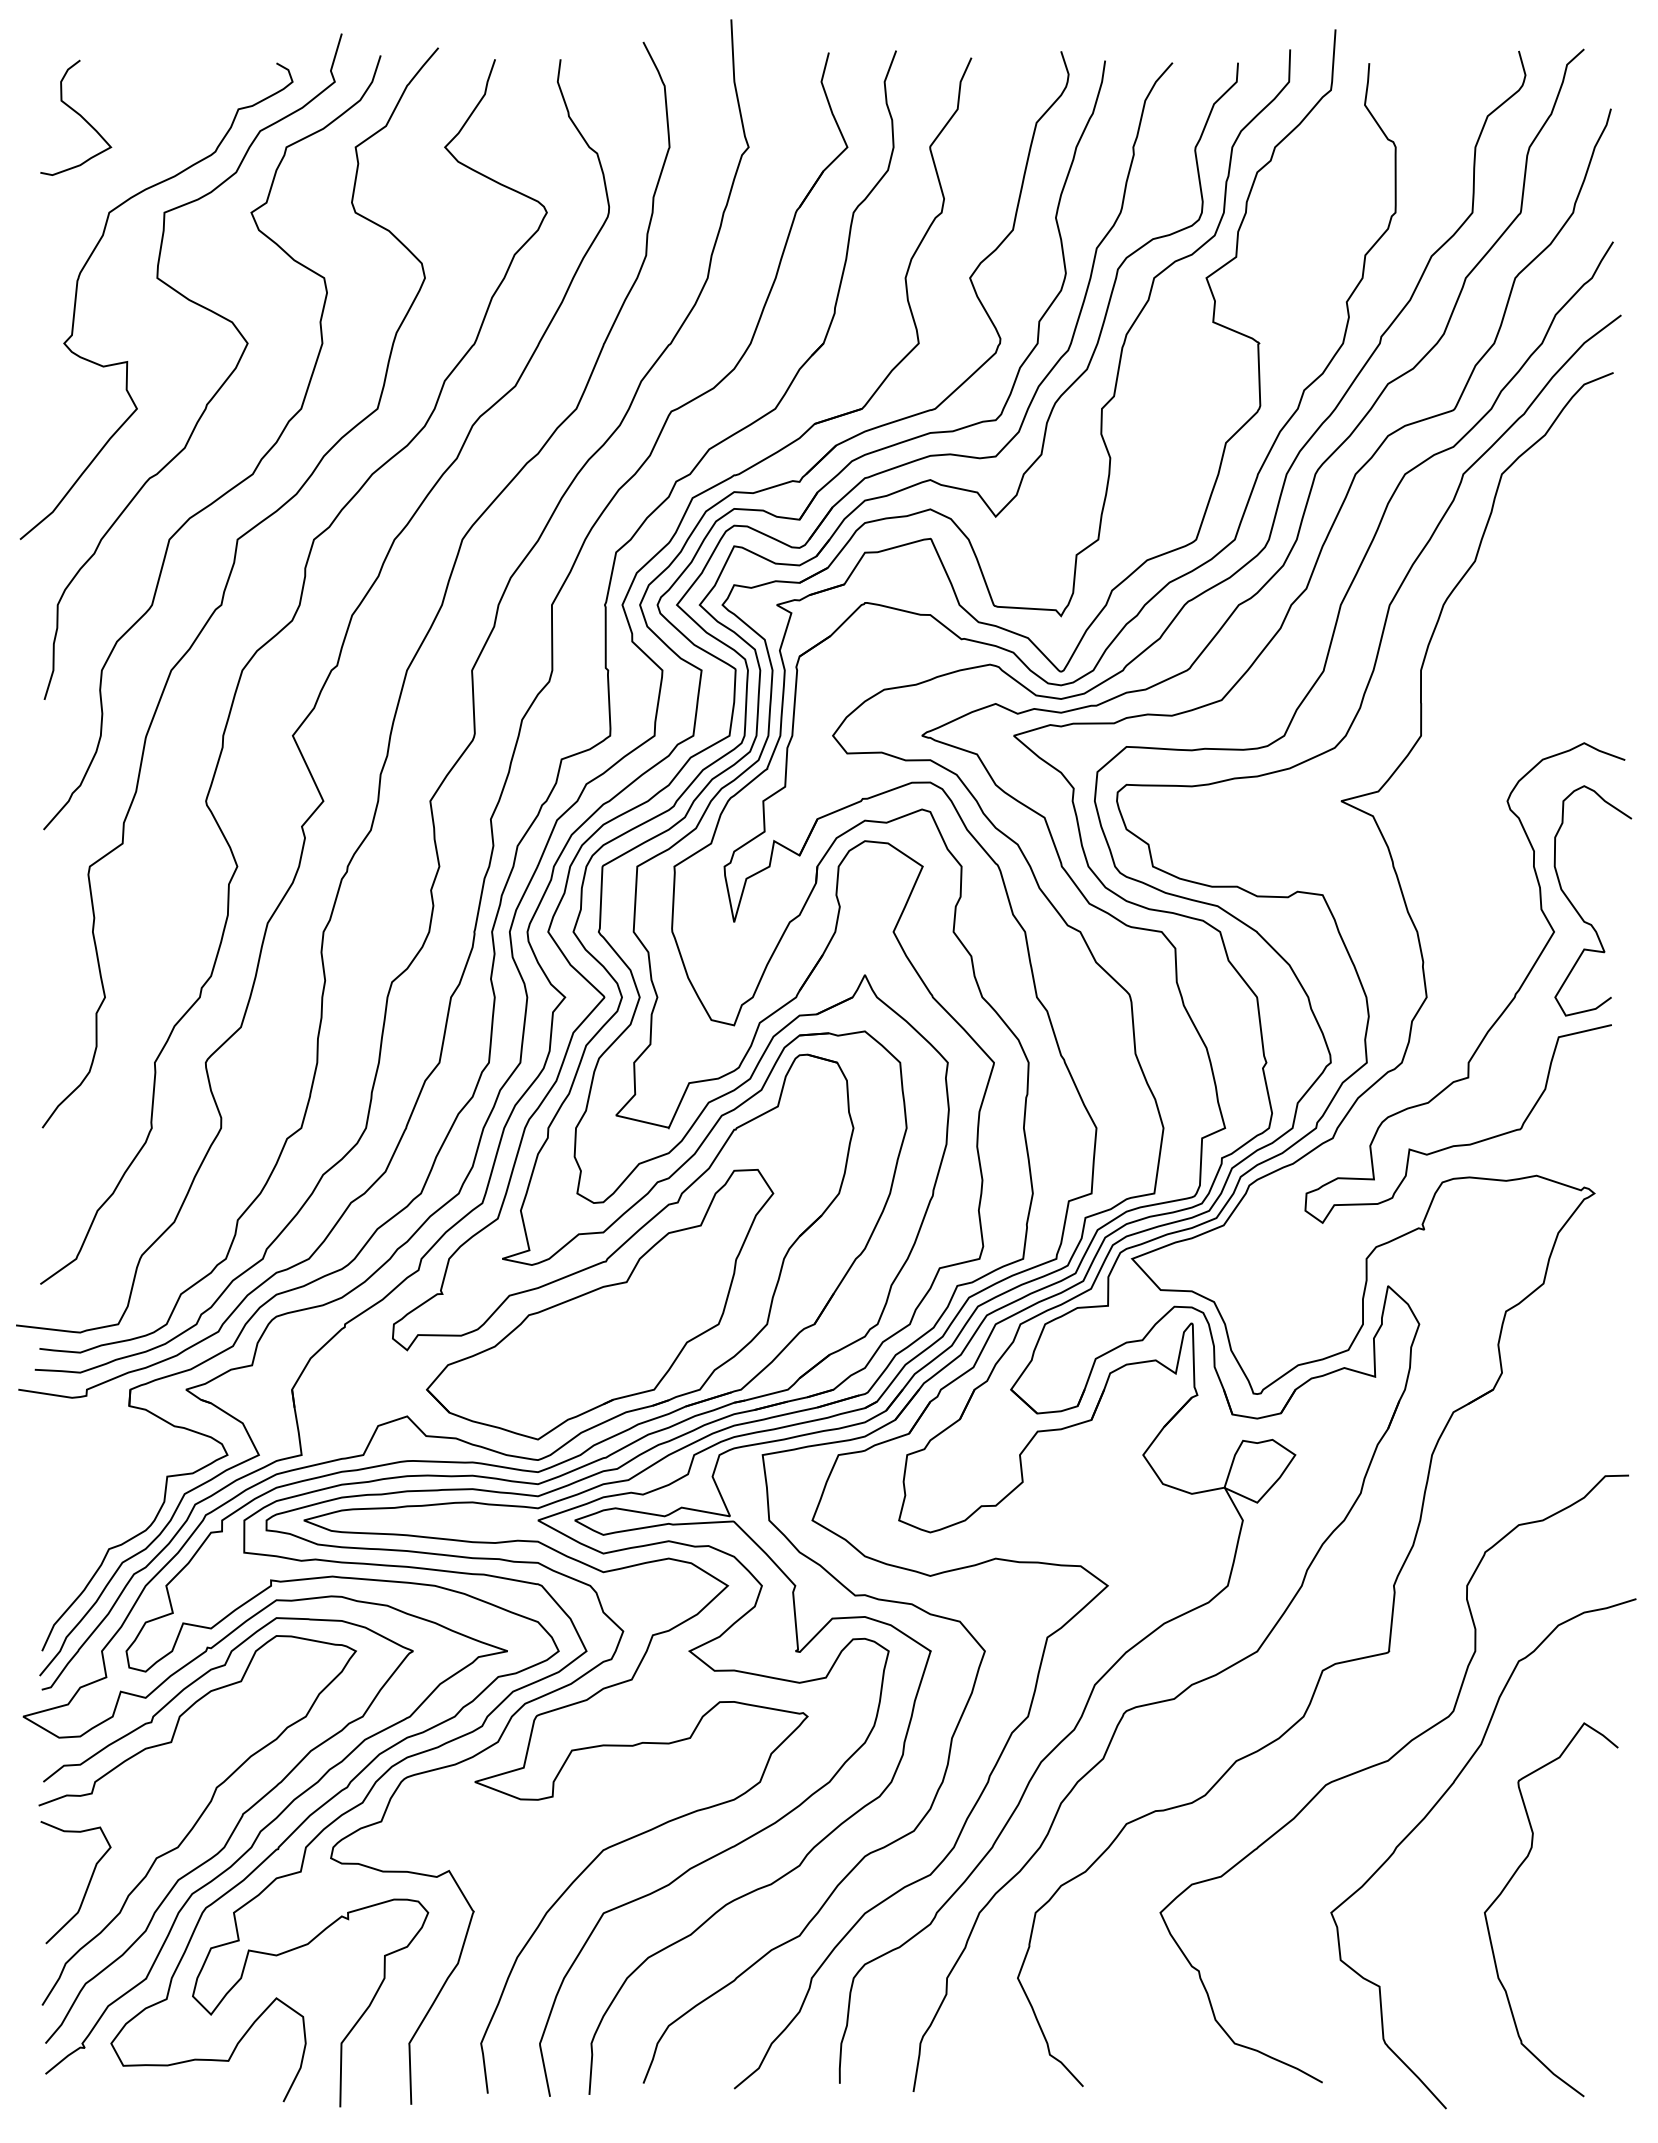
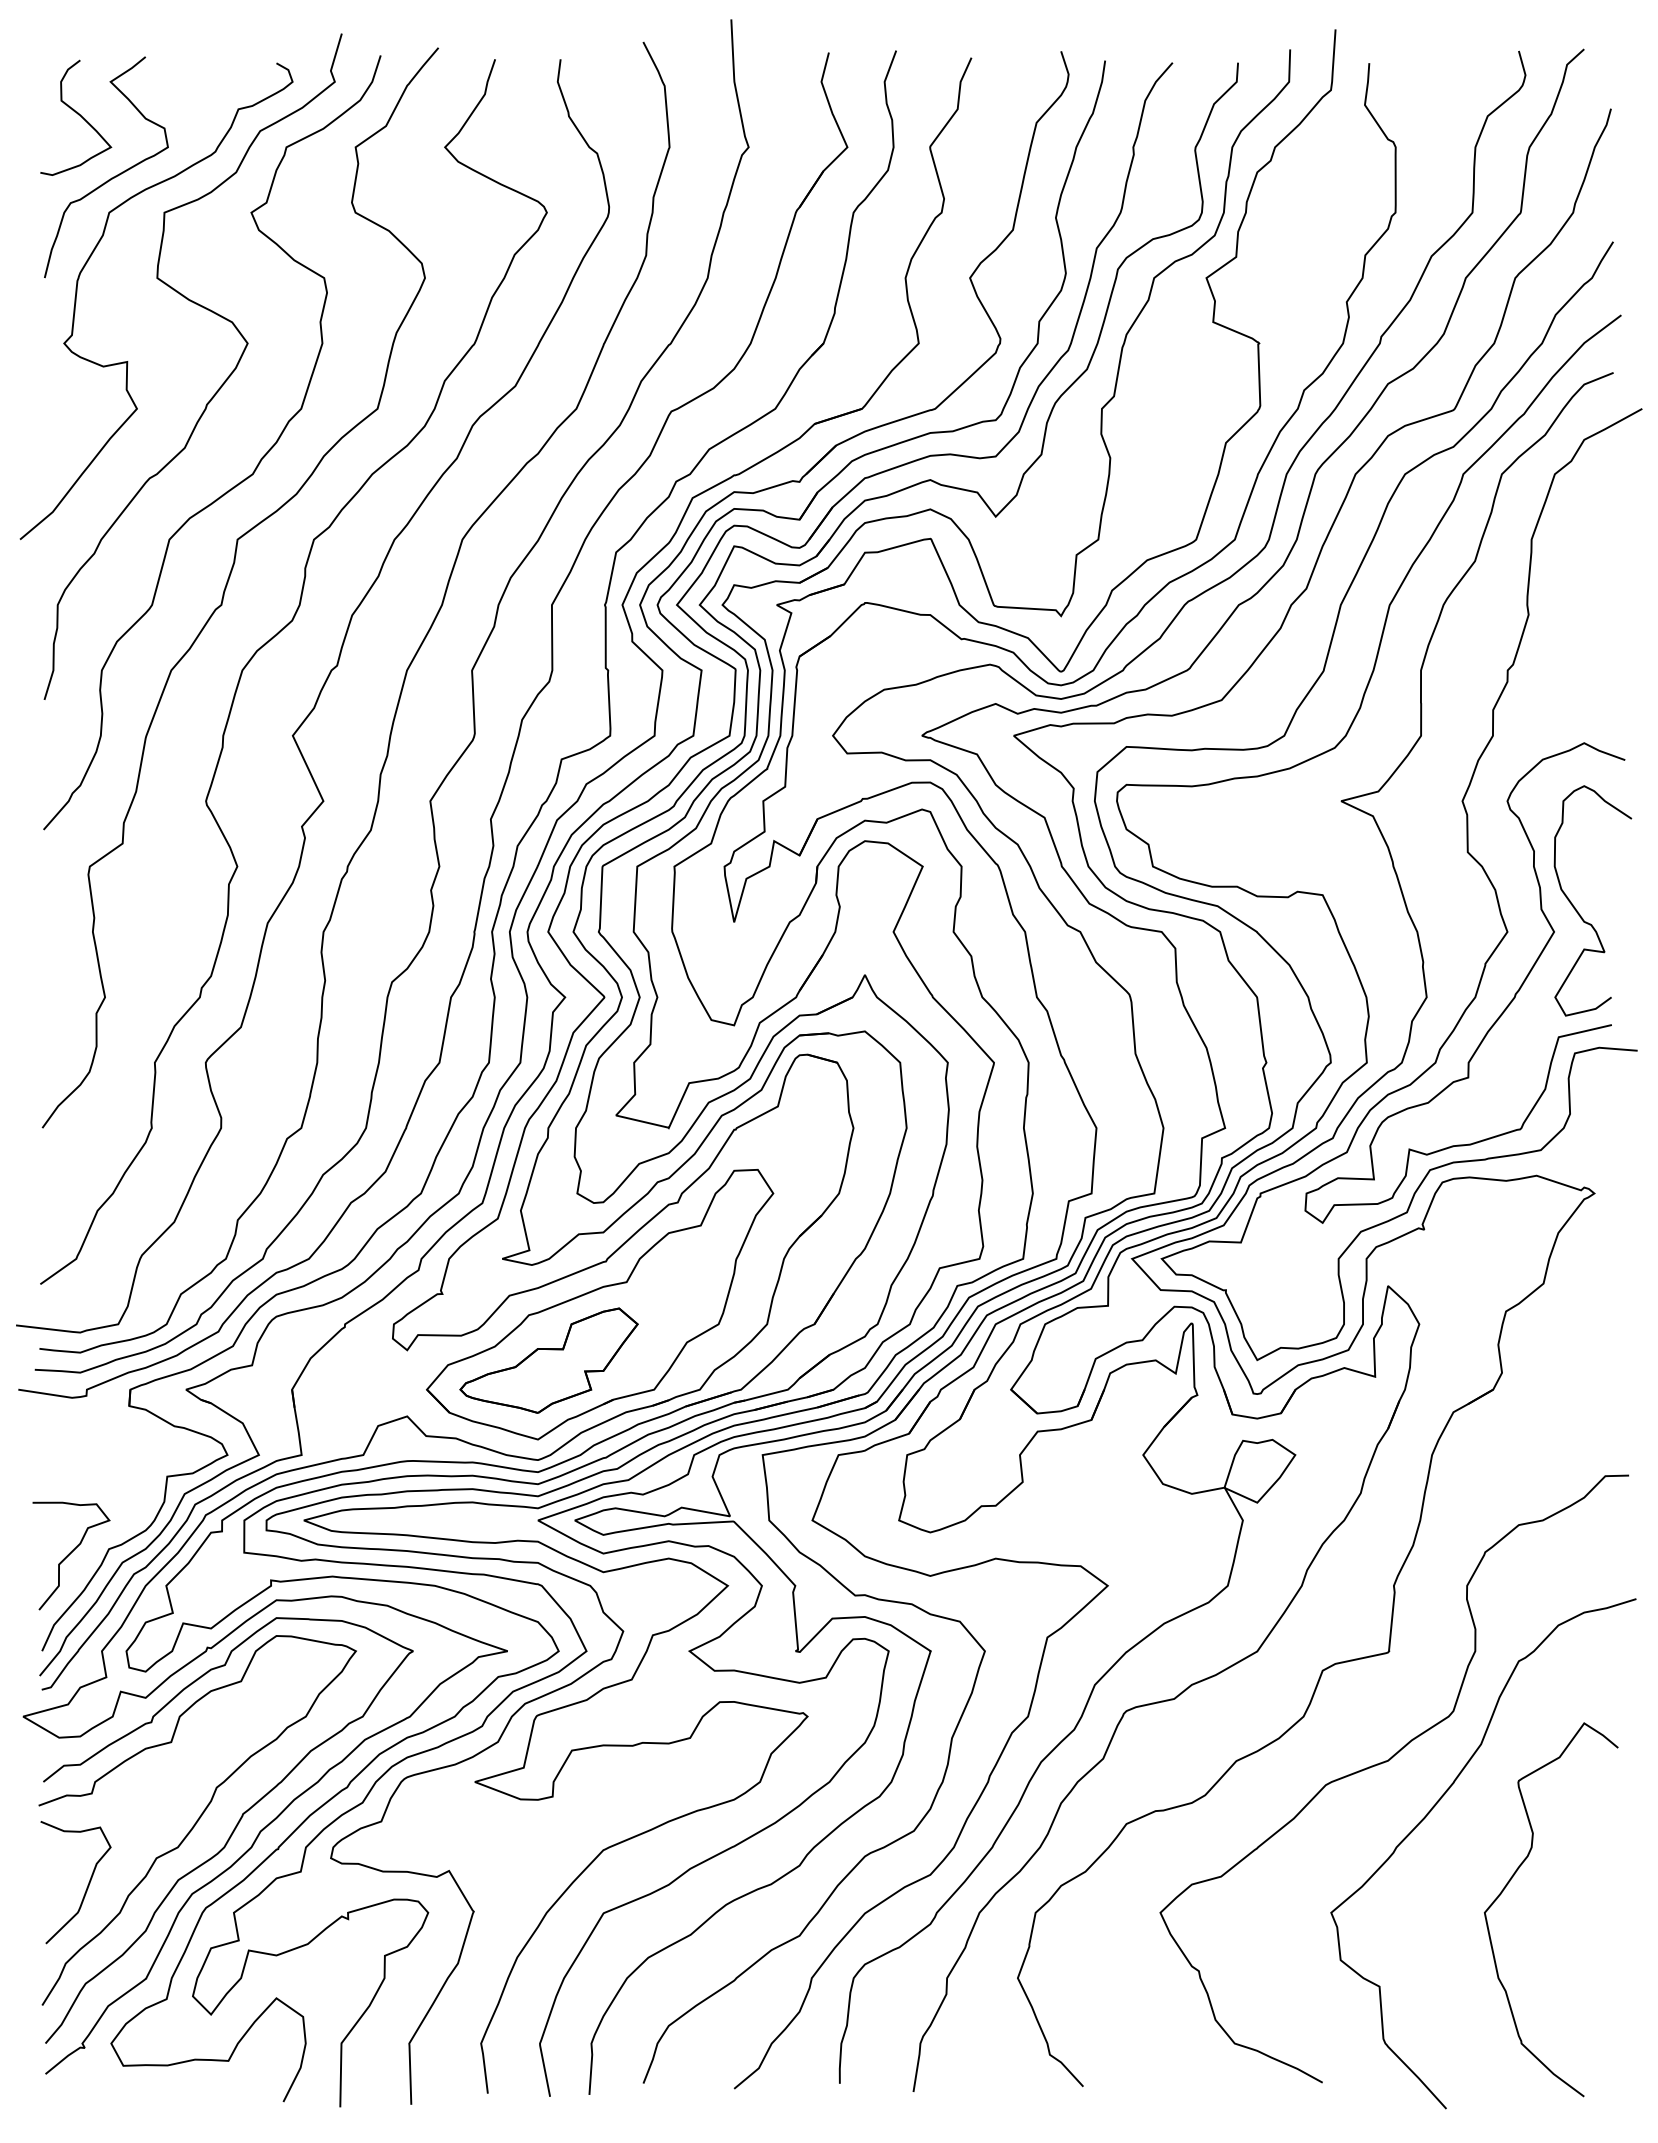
curve: none -> present (111, 177)
curve: none -> present (1466, 851)
part: none -> present (548, 1360)
curve: none -> present (70, 1554)
